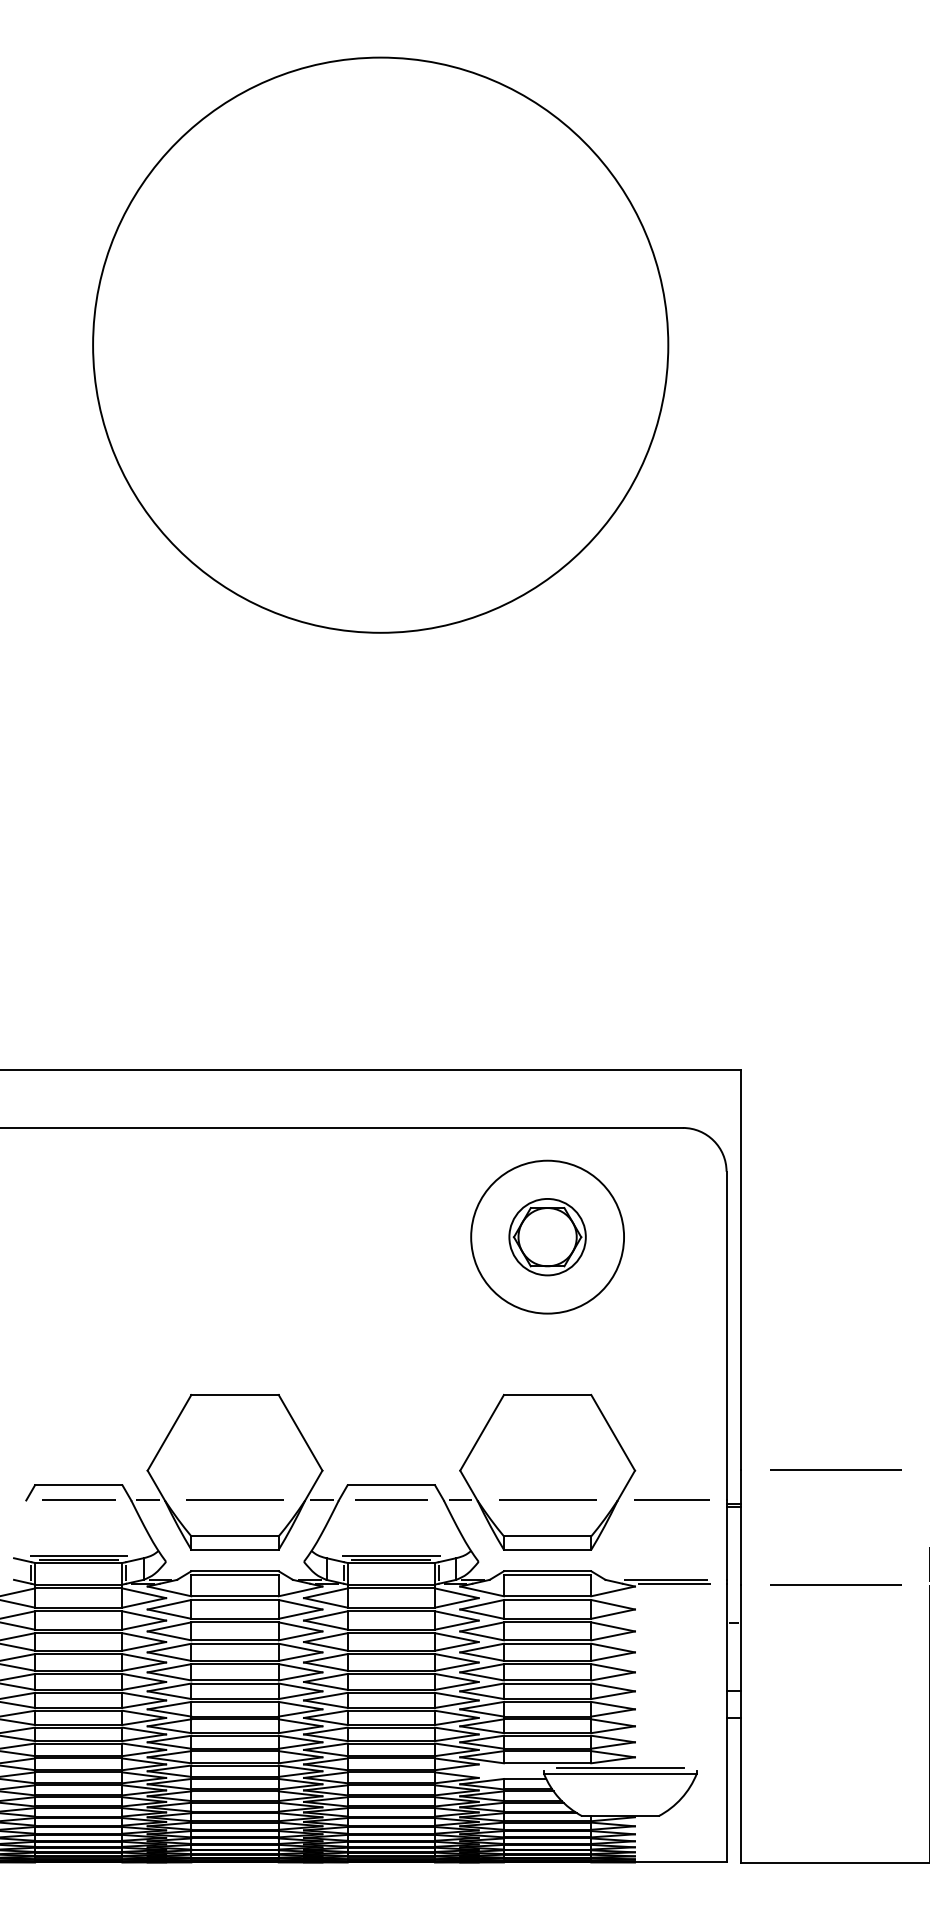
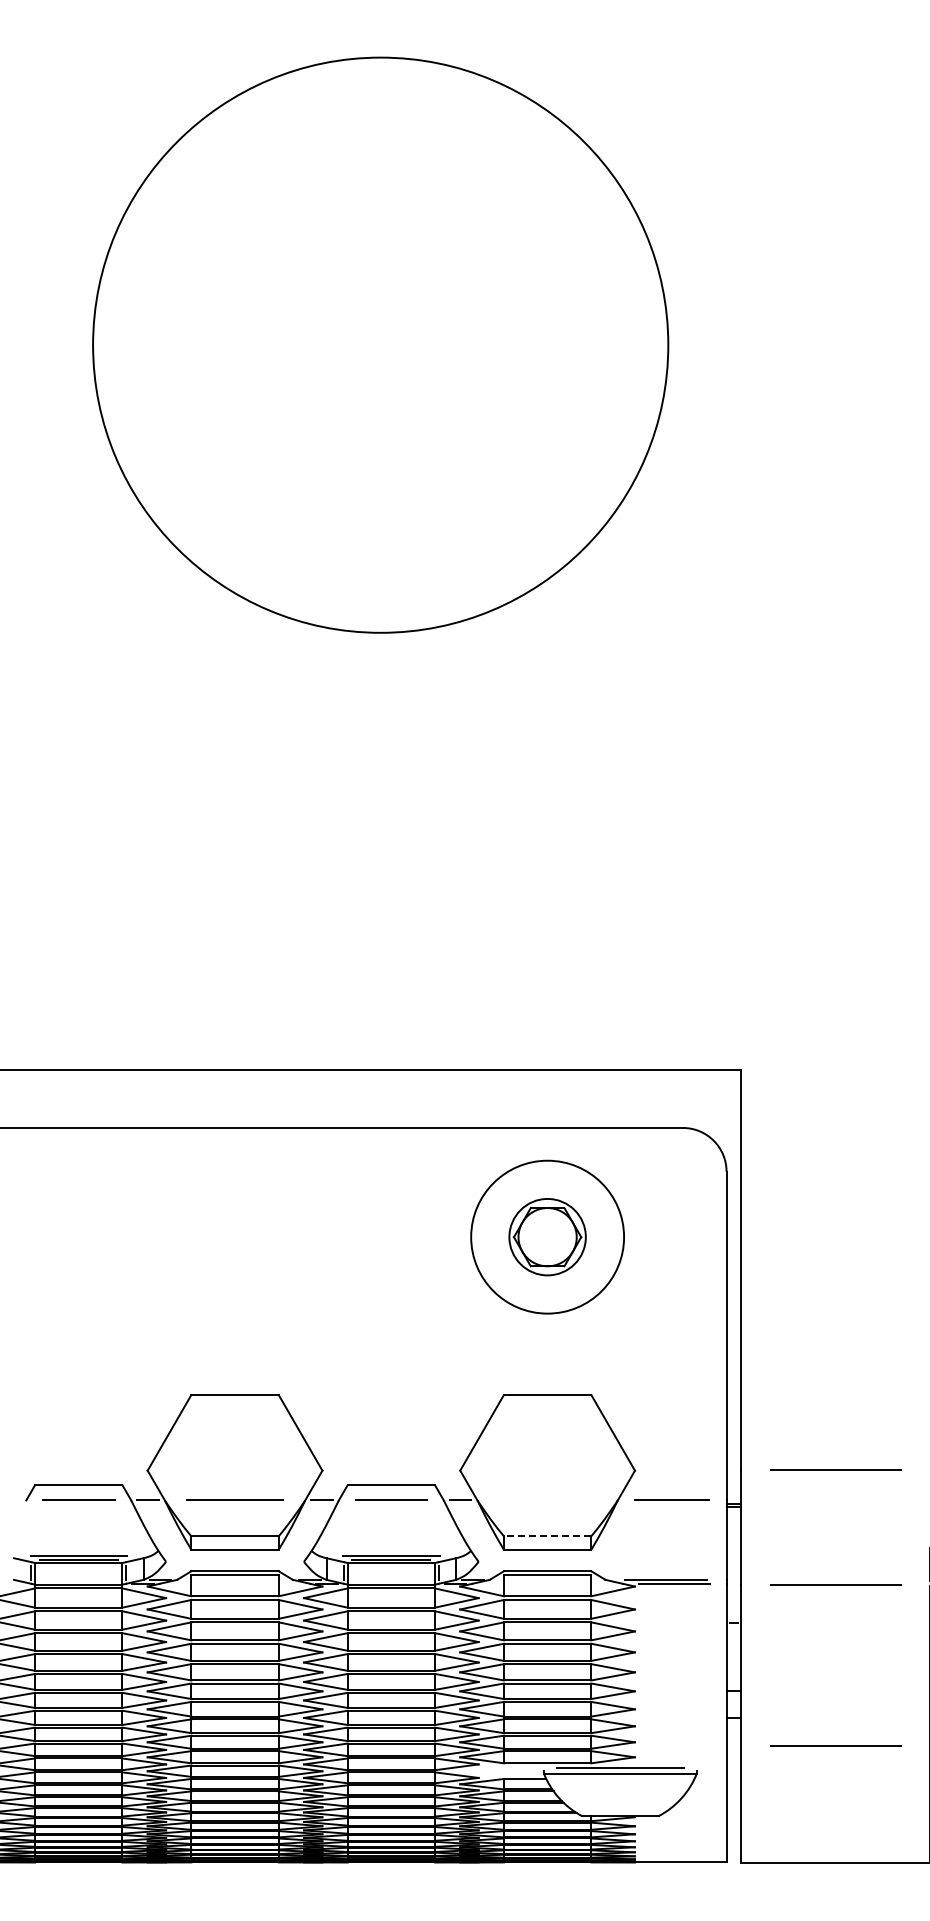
line: present -> none (547, 1500)
line: solid -> dashed (547, 1536)
line: none -> present (835, 1745)
